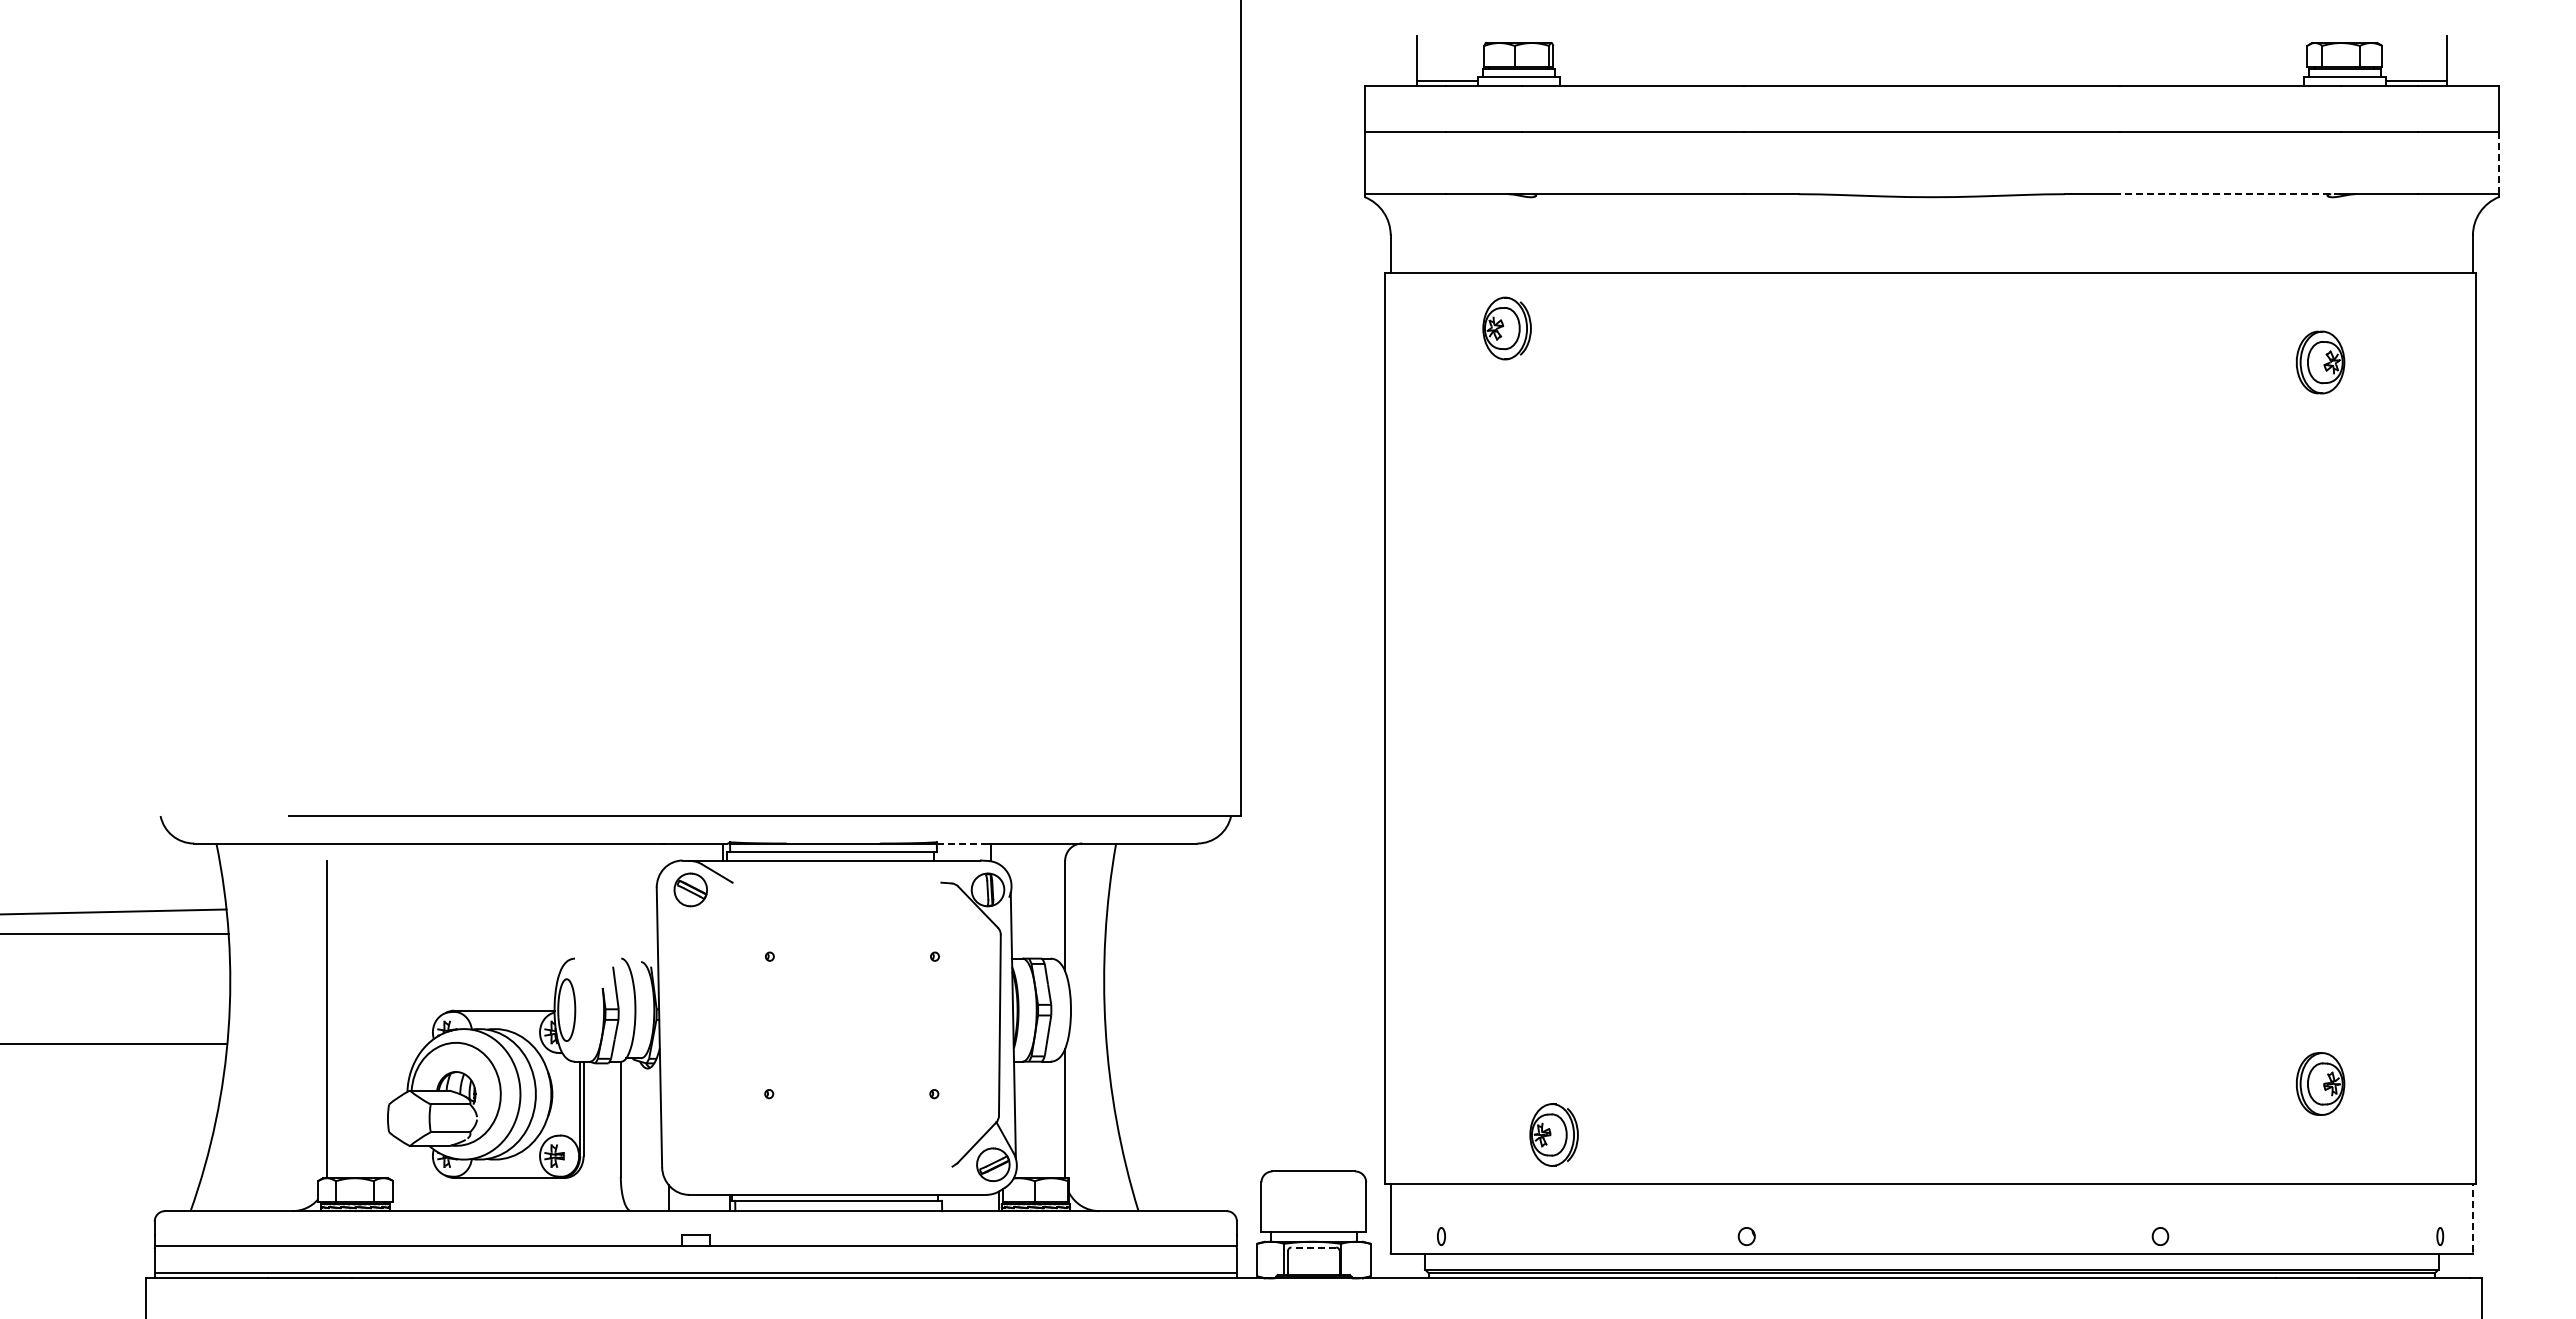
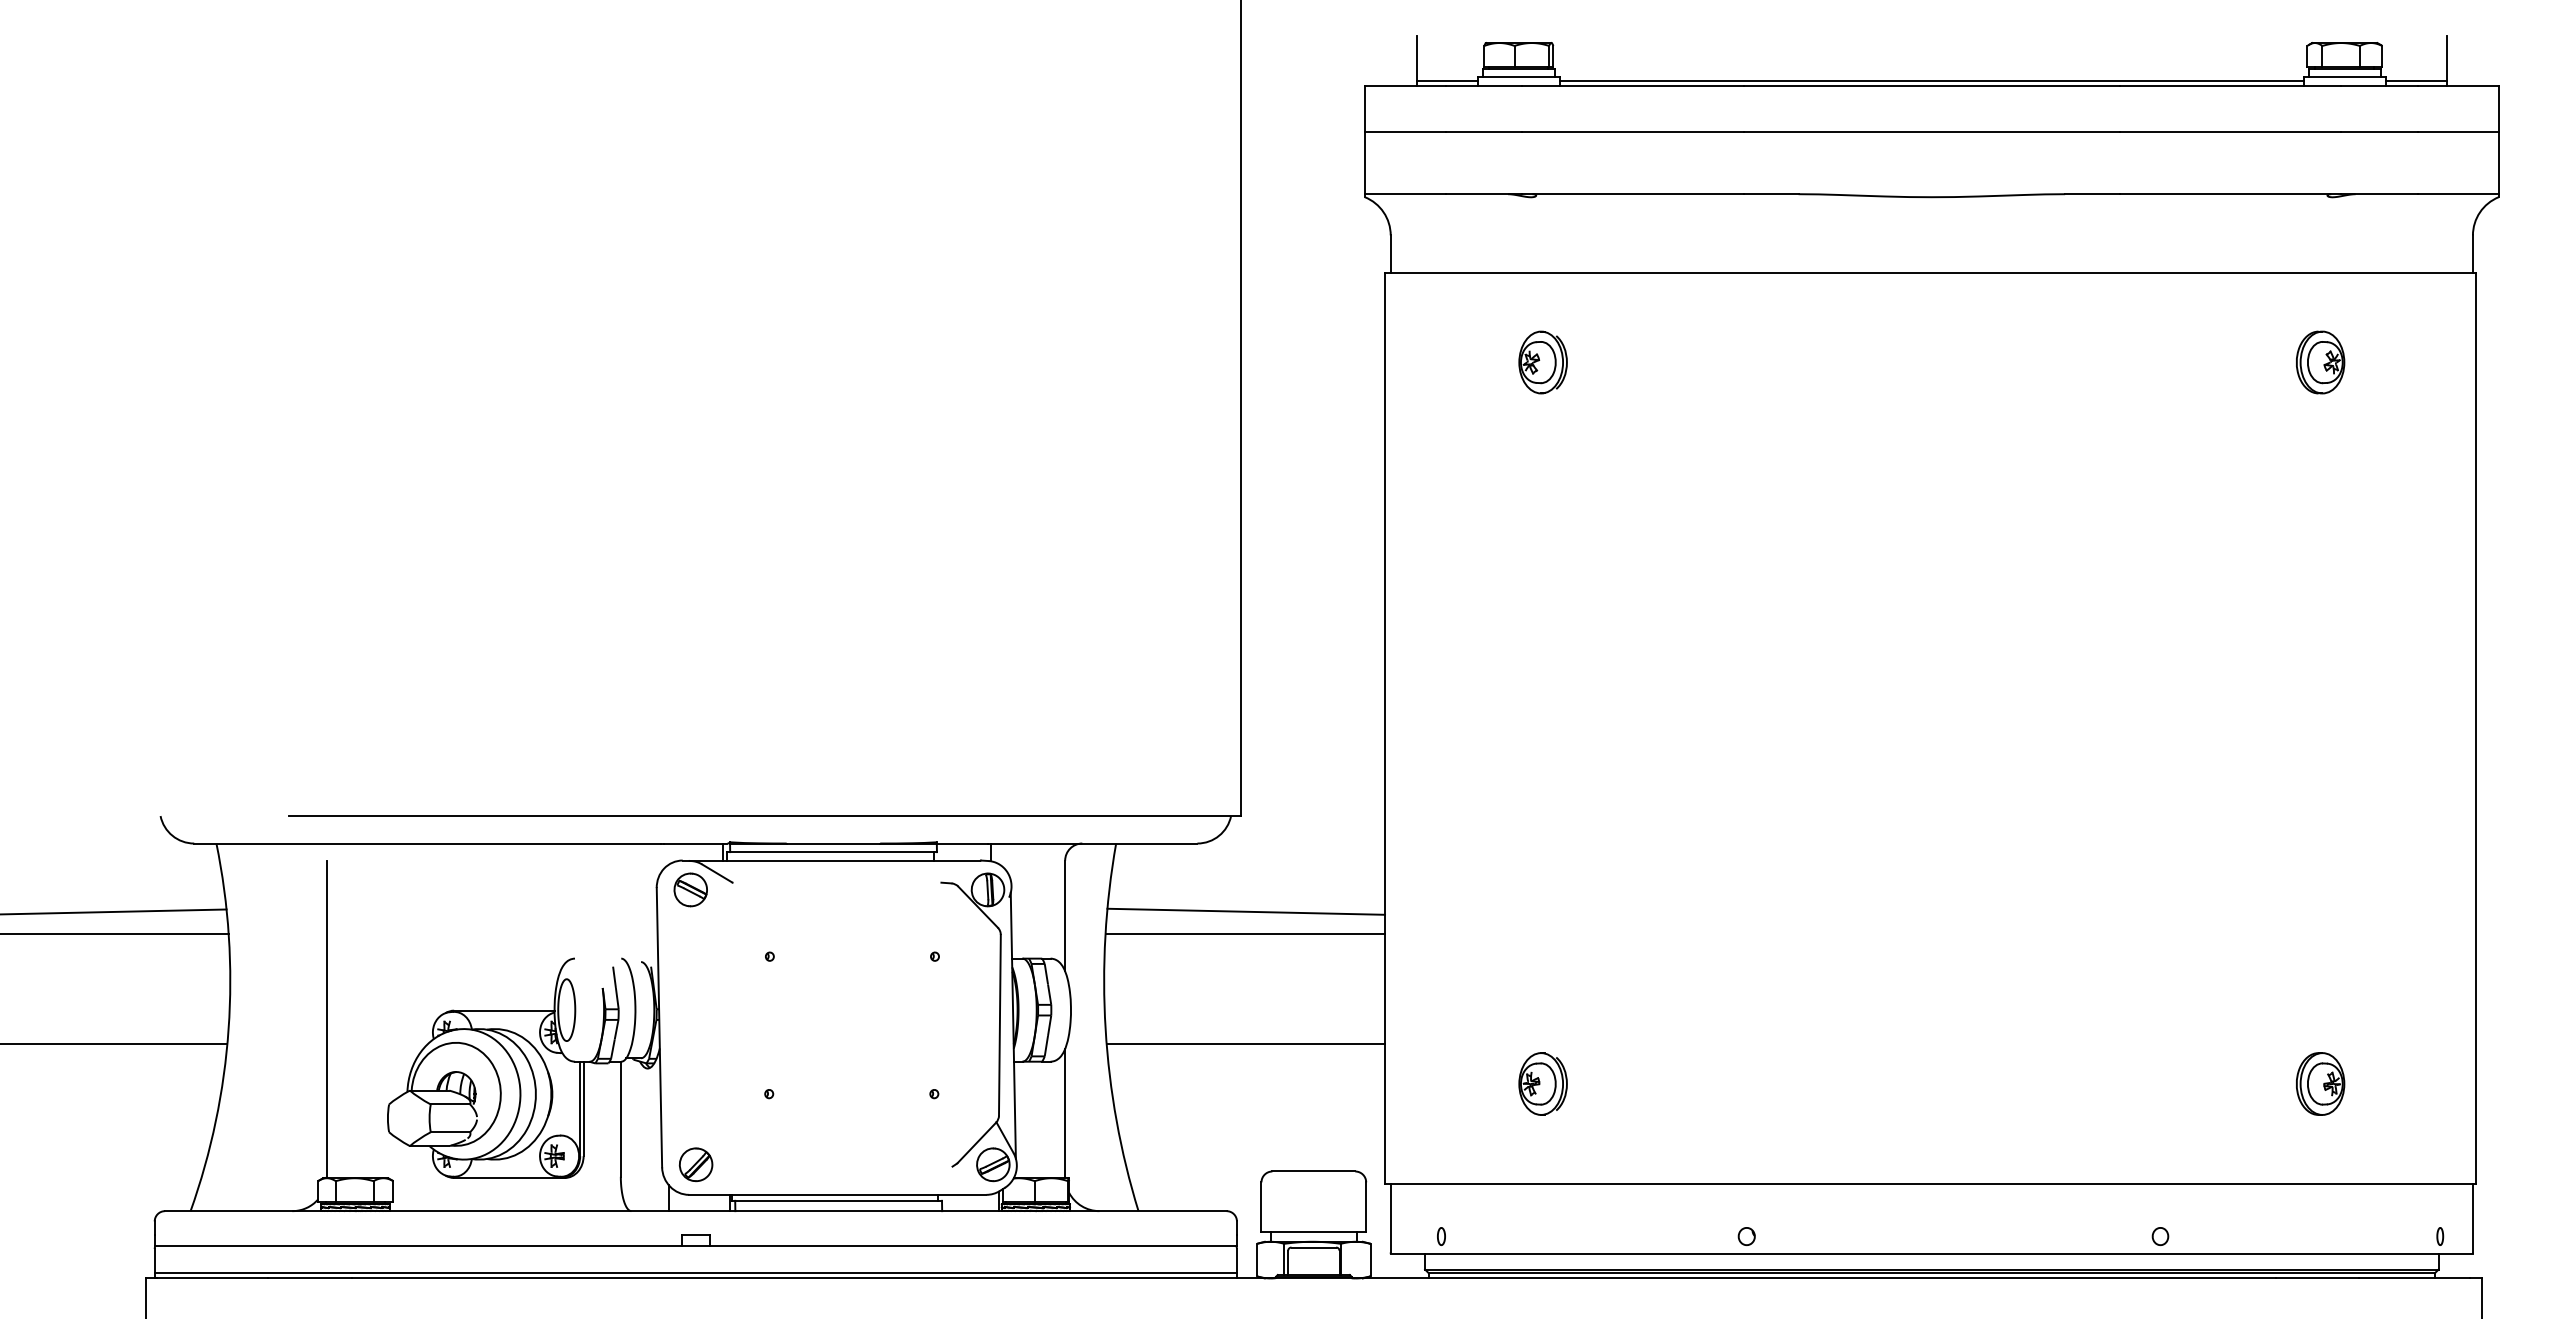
line: none -> present (1931, 80)
line: dashed -> solid (2498, 163)
line: dashed -> solid (2230, 194)
part position: (1506, 328) -> (1542, 362) (1542, 362)
line: dashed -> solid (962, 843)
line: none -> present (1246, 911)
line: none -> present (1245, 933)
line: none -> present (1245, 1043)
part position: (1553, 1134) -> (1542, 1083) (1542, 1083)
part: none -> present (695, 1164)
line: dashed -> solid (2472, 1217)
line: dashed -> solid (1313, 1247)
